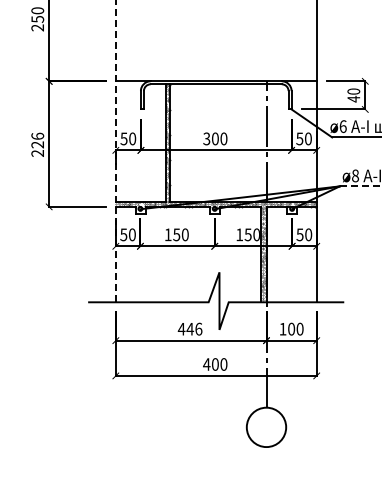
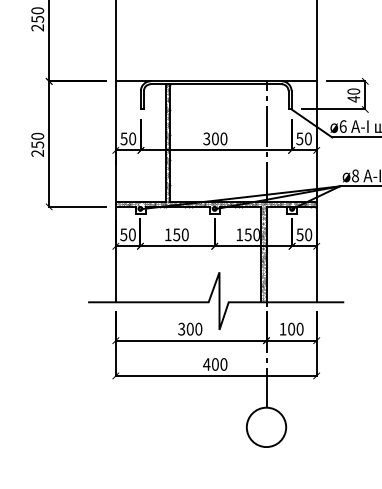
text: 226 -> 250 (37, 140)
line: dashed -> solid (115, 151)
line: dashed -> solid (360, 186)
text: 446 -> 300 (189, 328)
